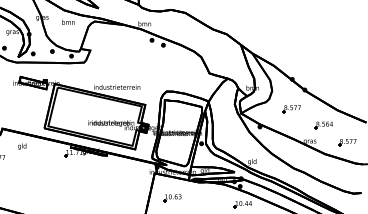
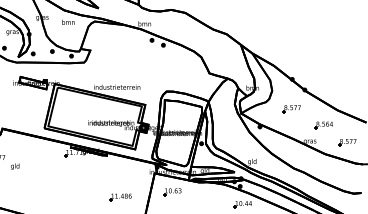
text position: (22, 146) -> (15, 166) (15, 166)
part: none -> present (120, 197)
part position: (172, 198) -> (172, 192) (172, 192)
